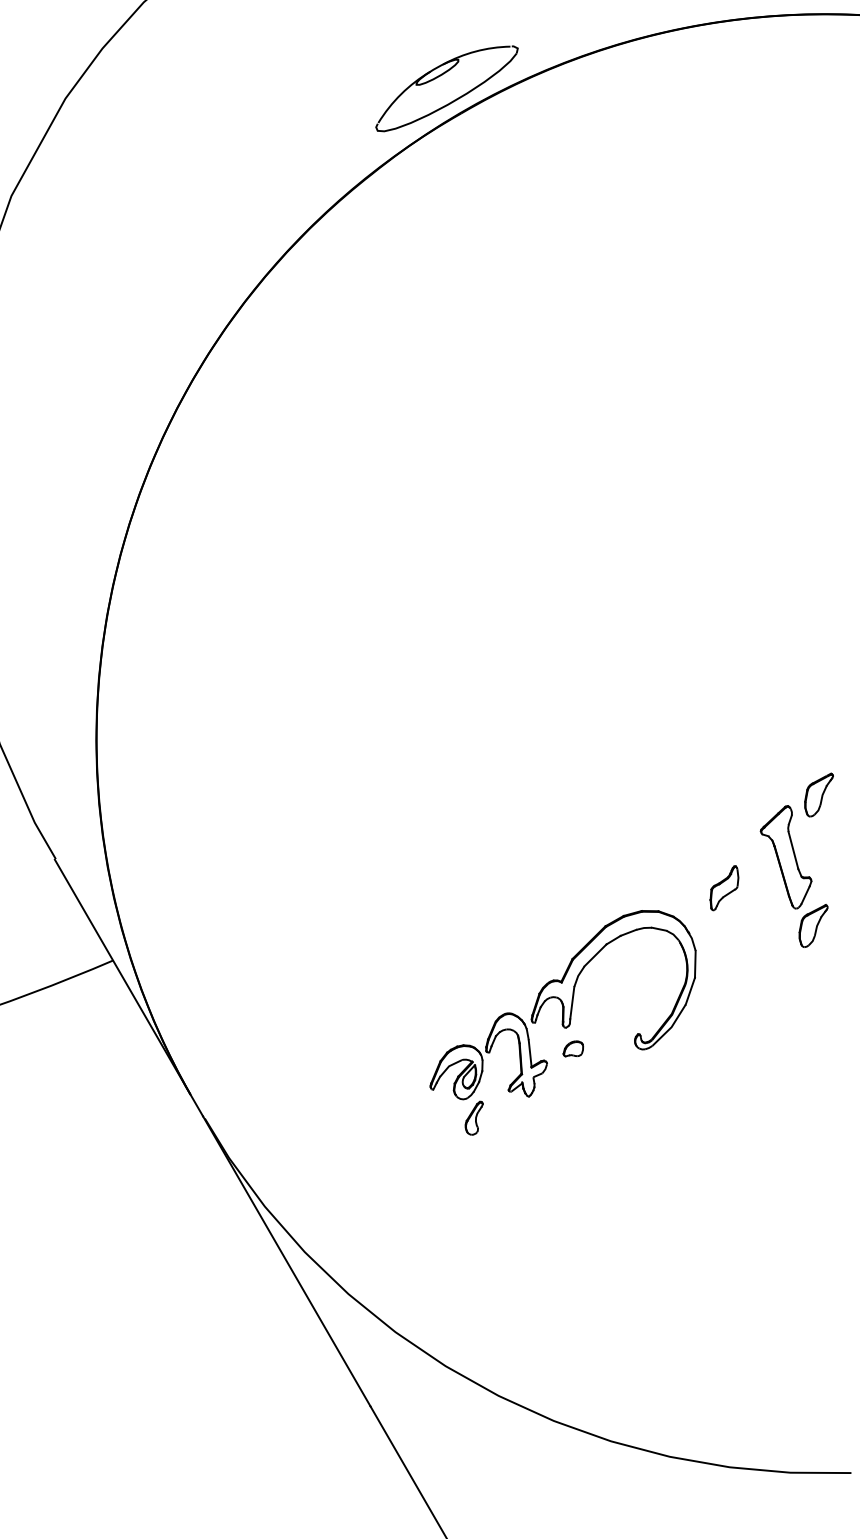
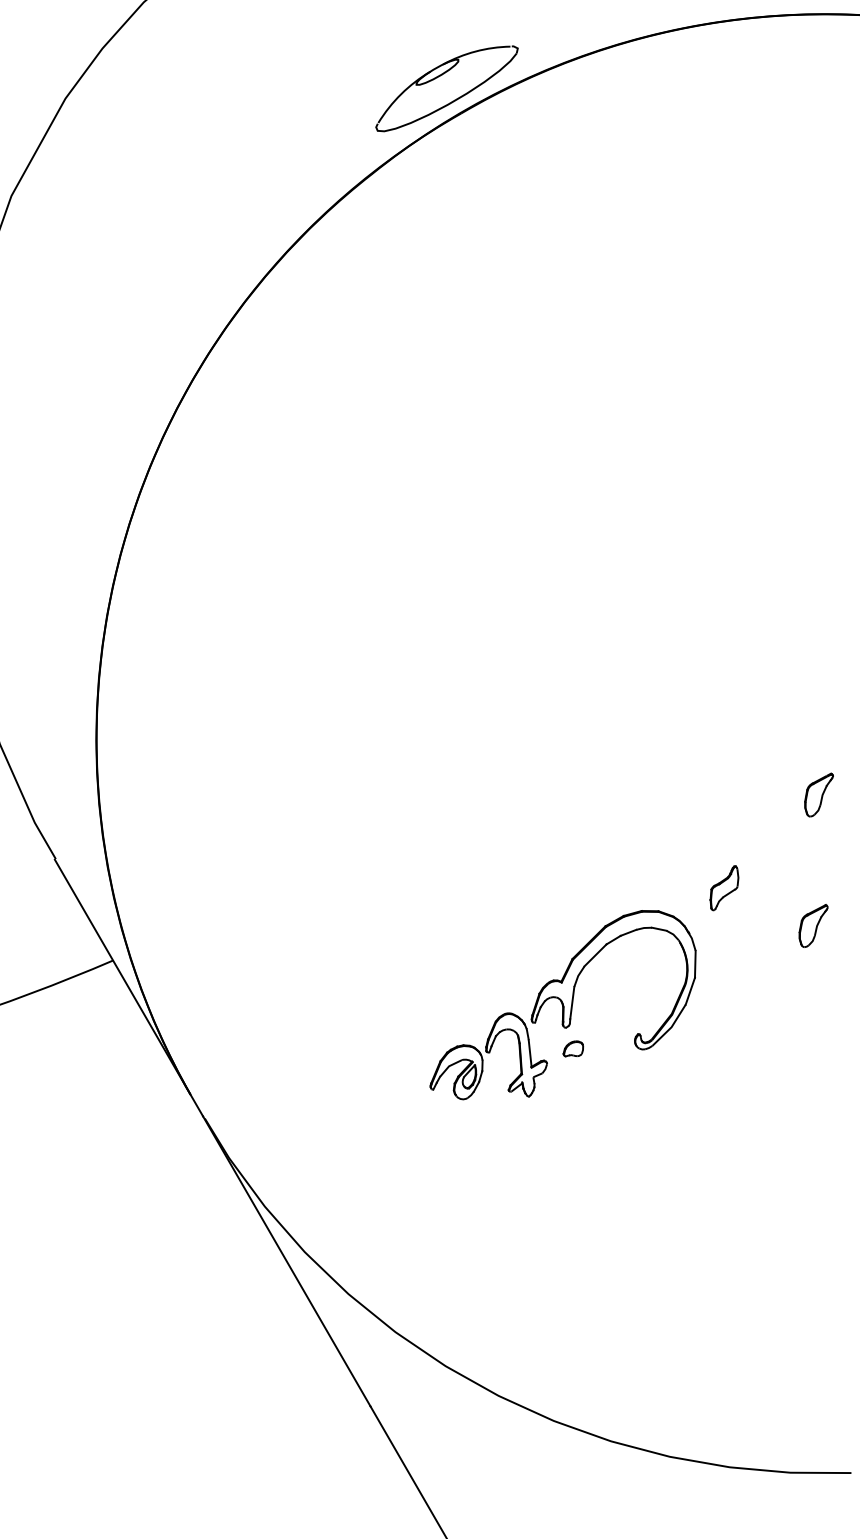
part: present -> none (785, 857)
part: present -> none (473, 1117)
